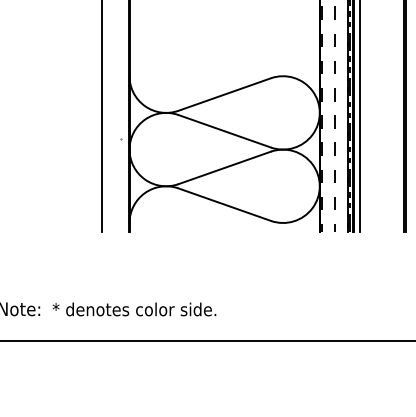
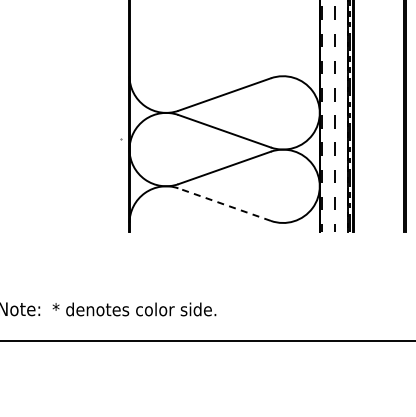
line: present -> none (101, 116)
line: present -> none (359, 116)
line: solid -> dashed (224, 204)
